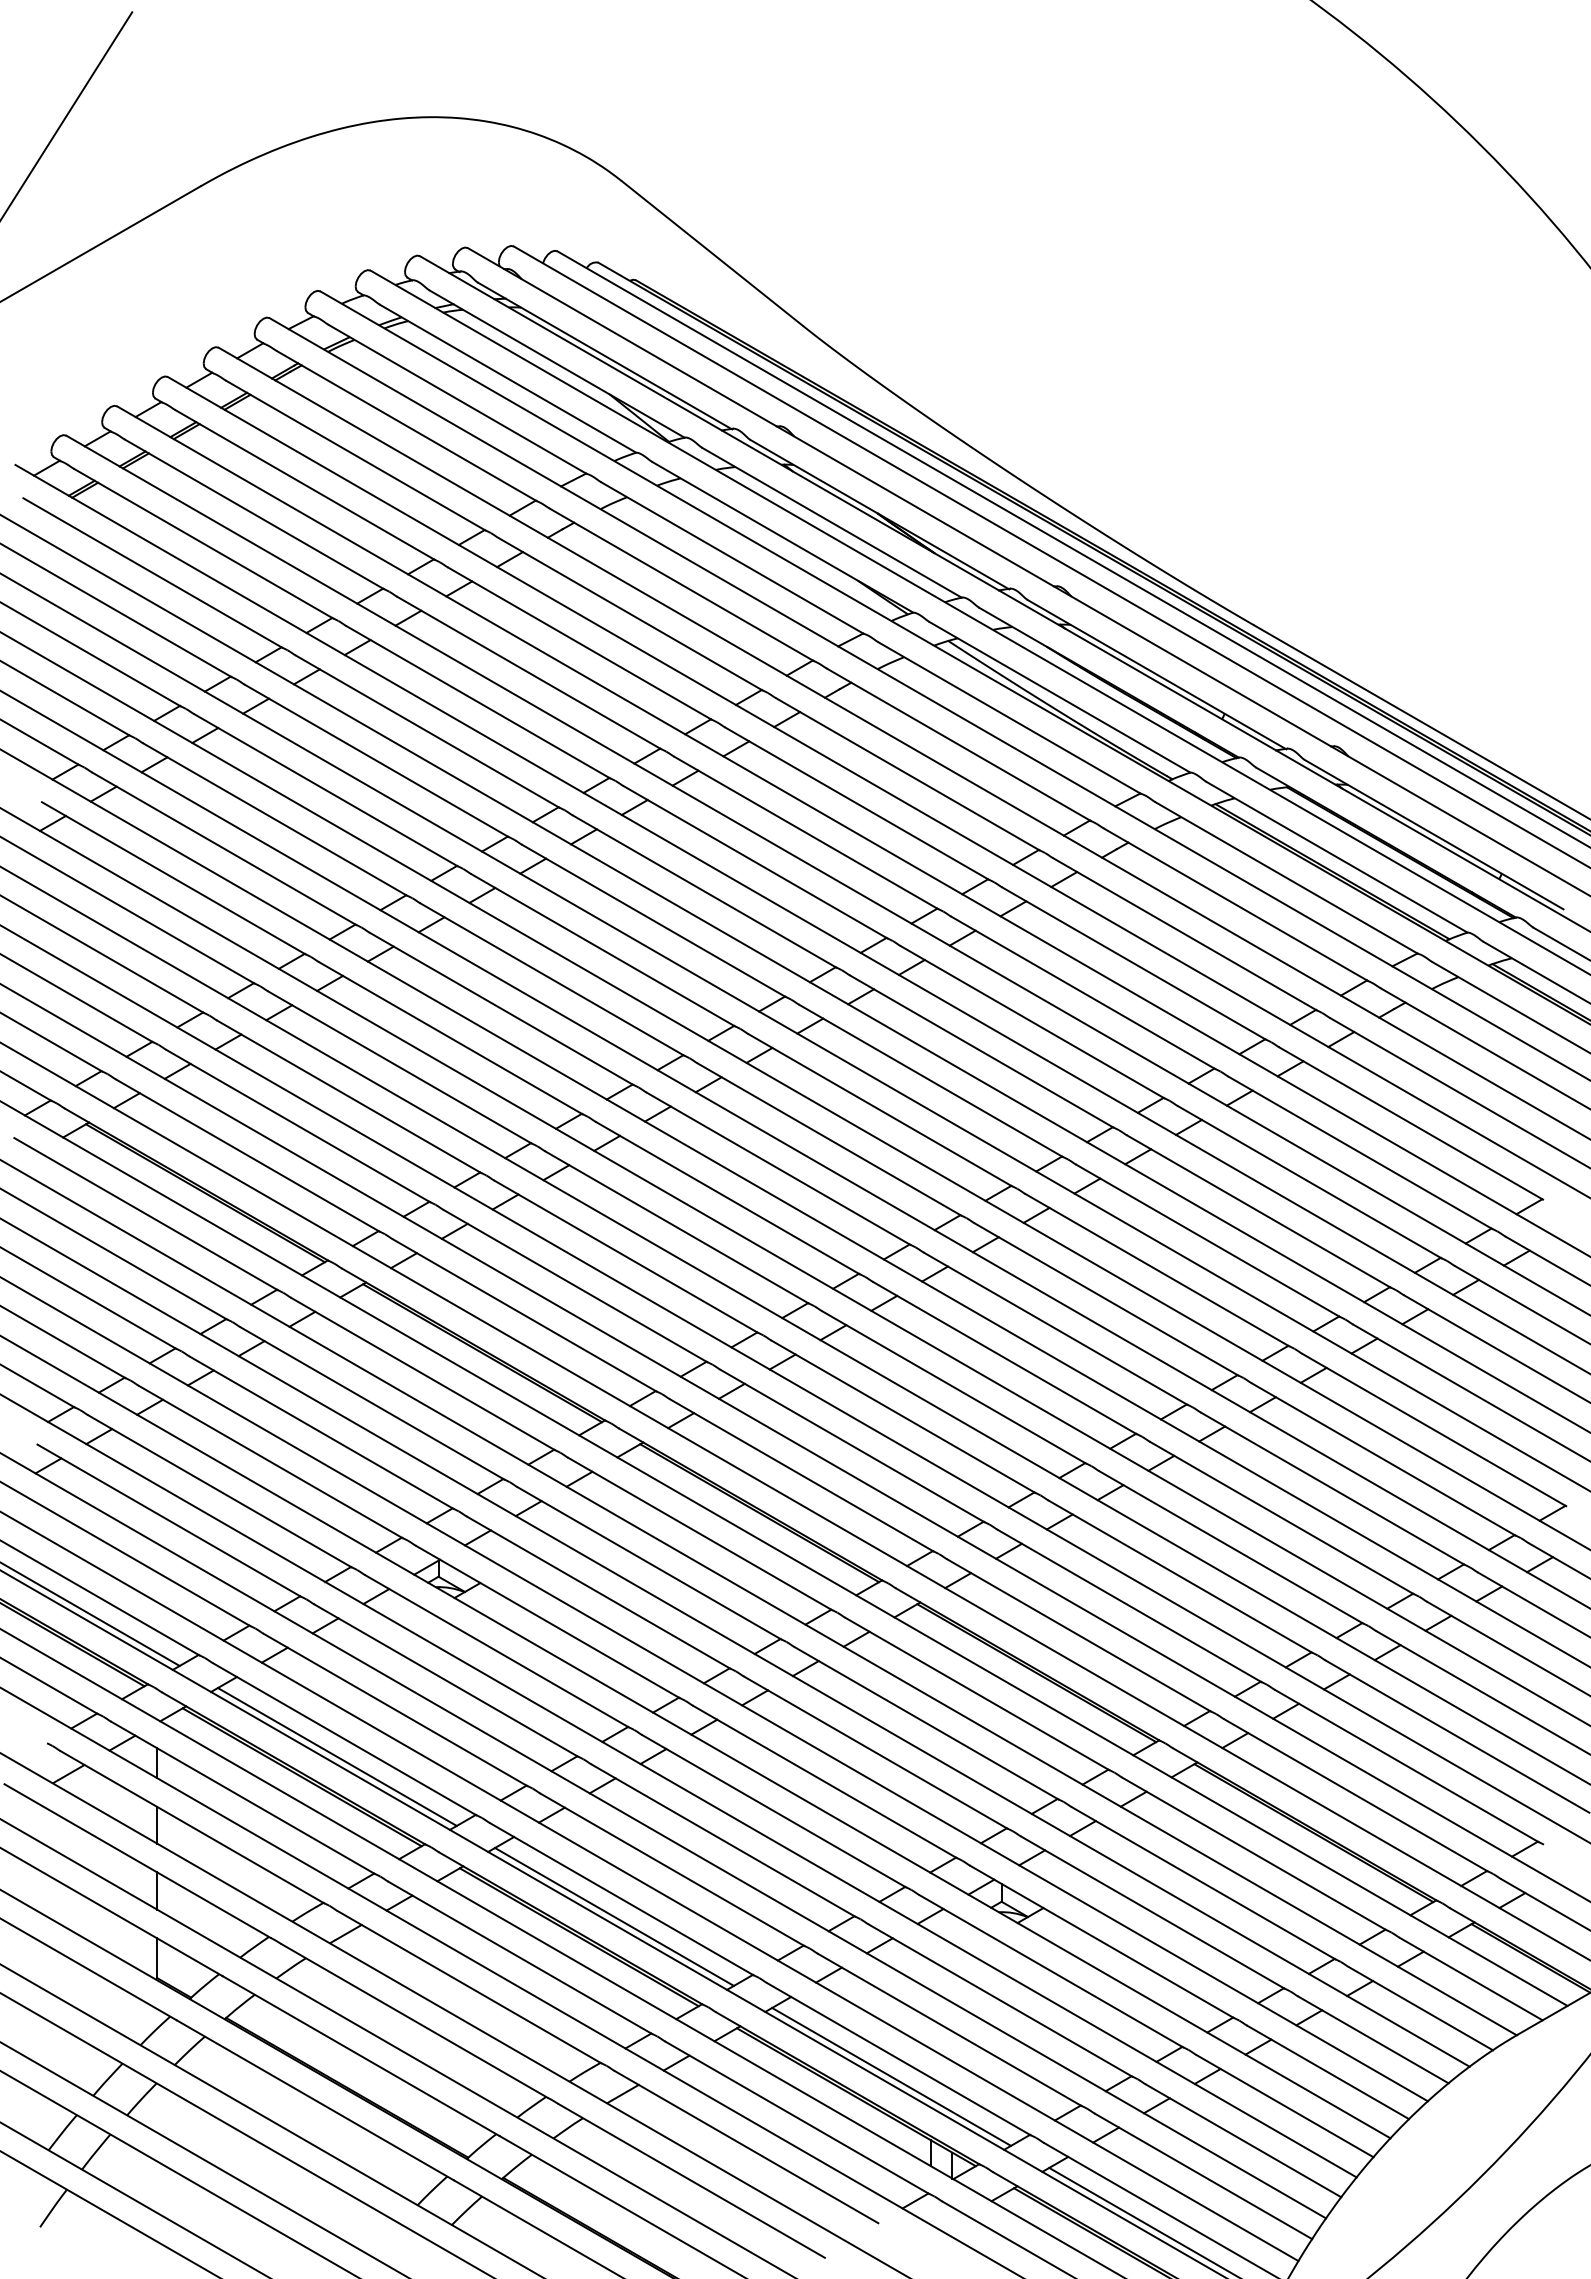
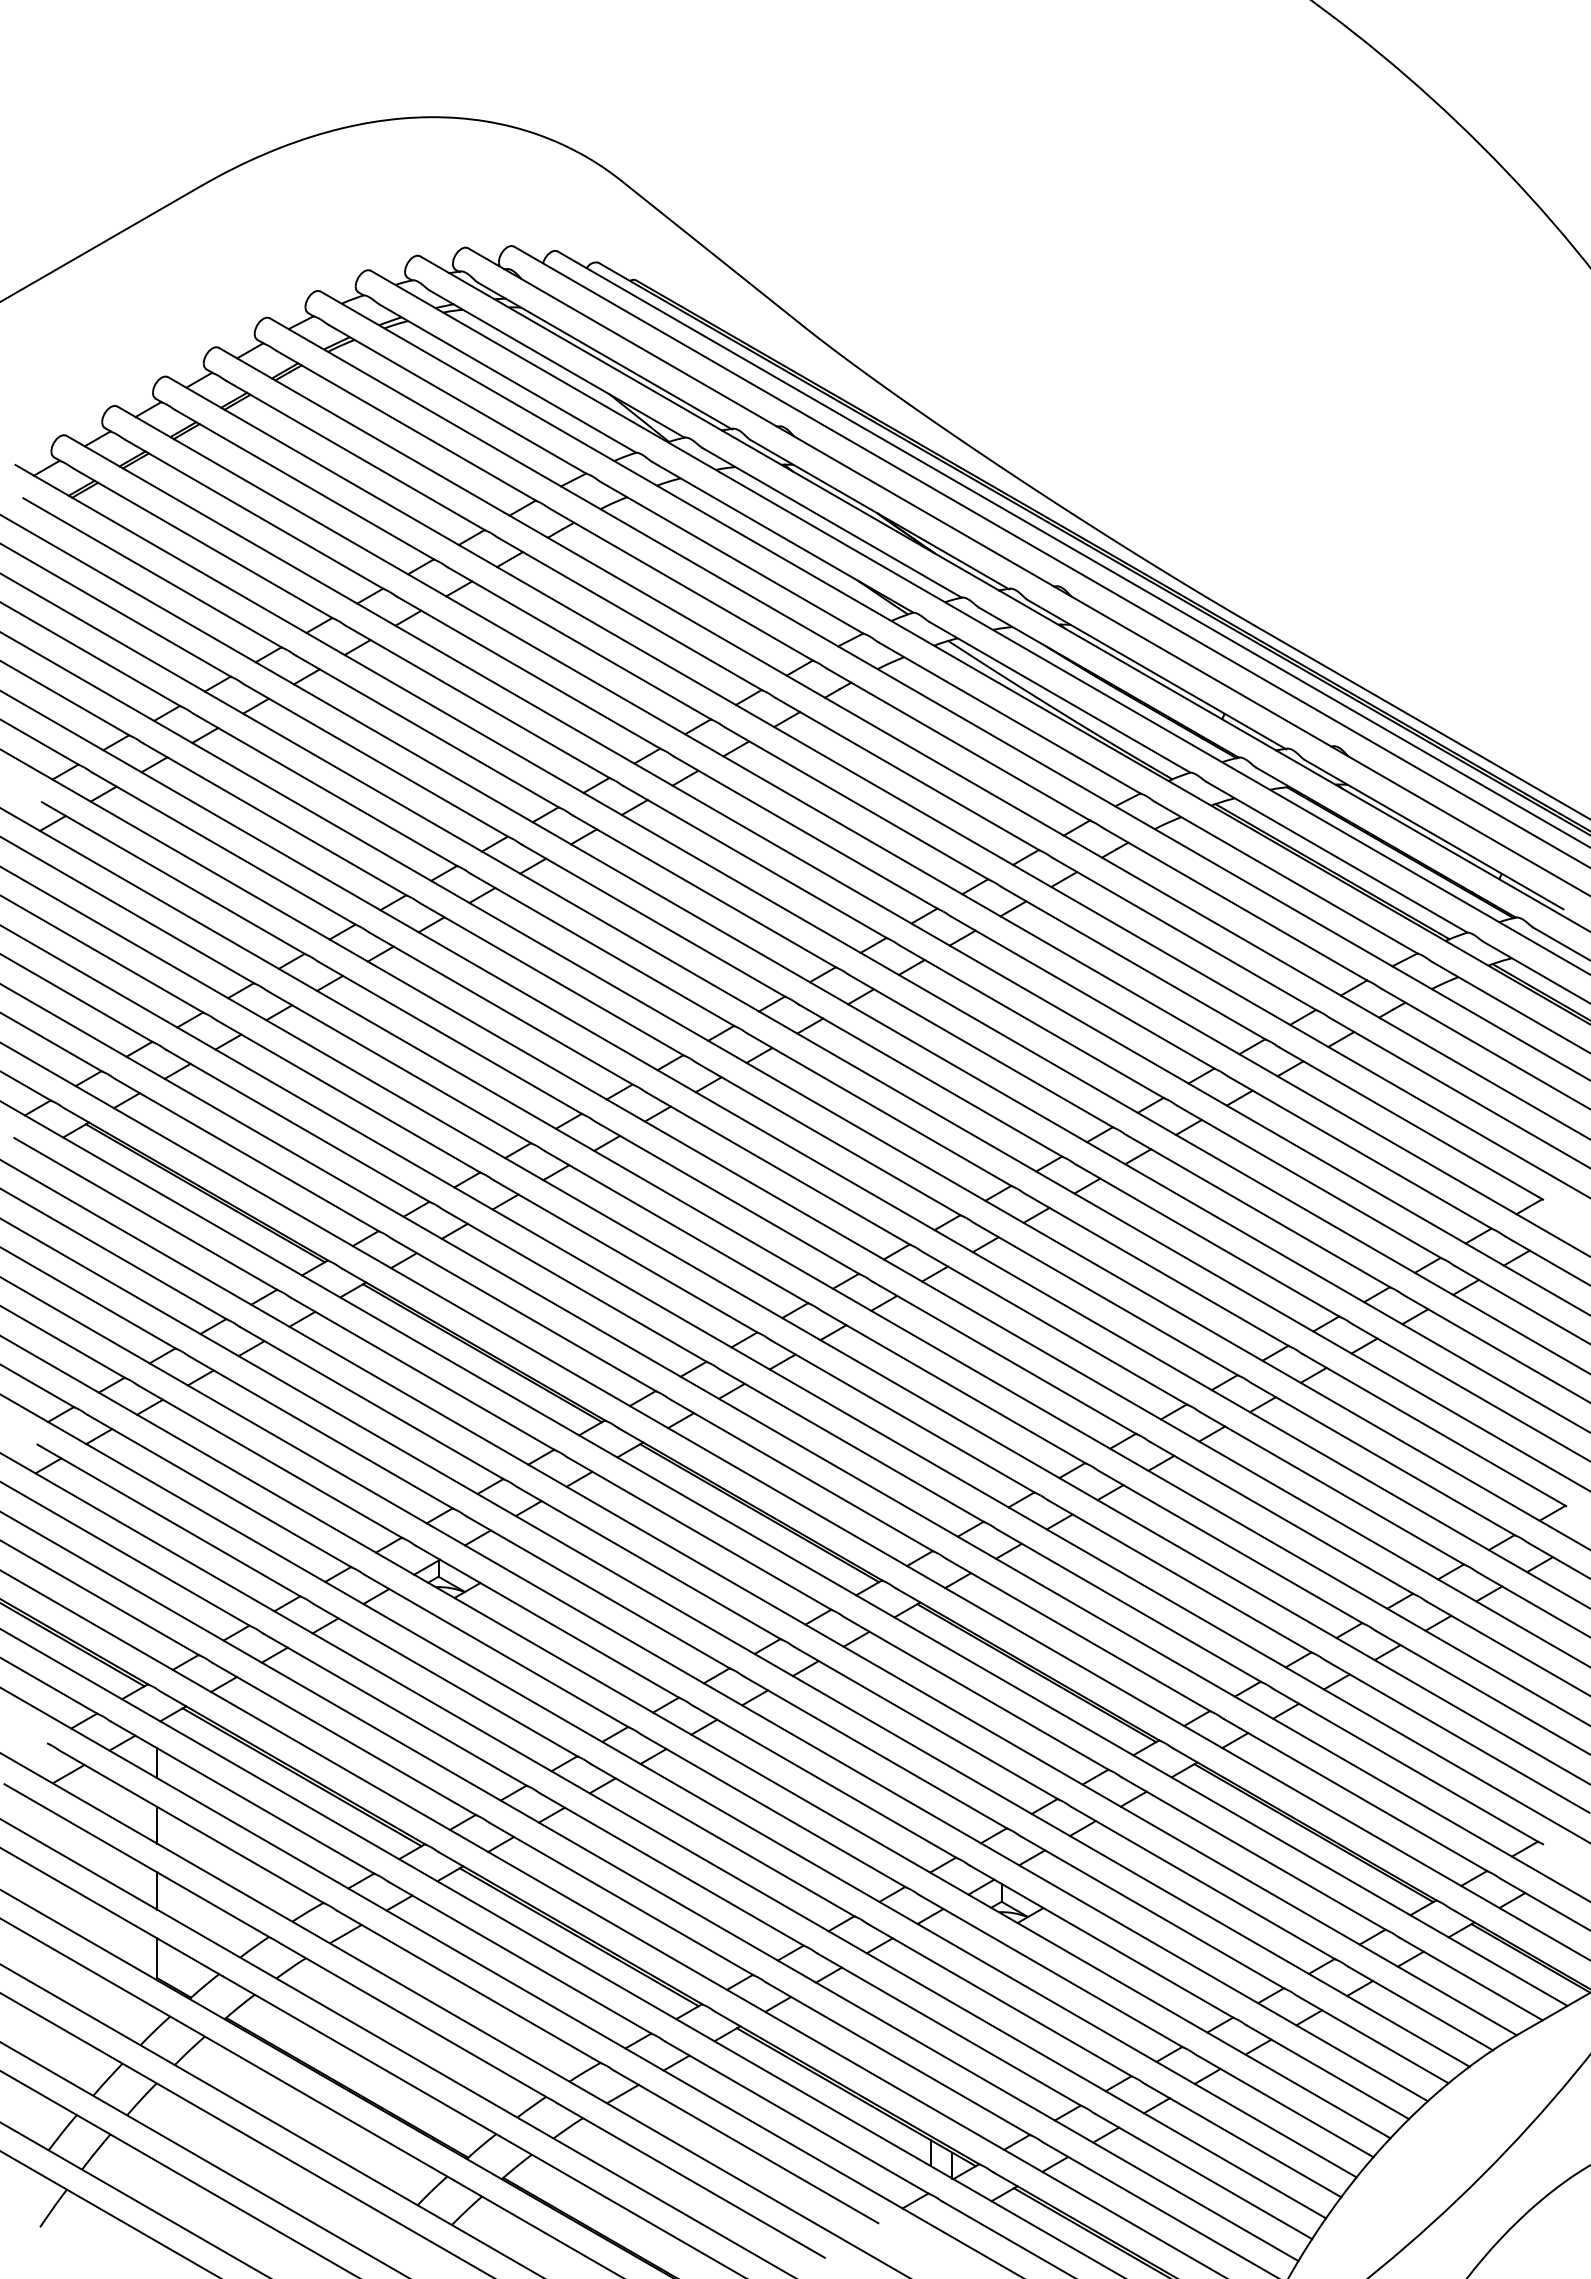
line: present -> none (67, 115)
line: present -> none (90, 1614)
line: present -> none (336, 1756)
line: present -> none (614, 1916)
line: present -> none (891, 2076)
line: present -> none (1142, 2221)
